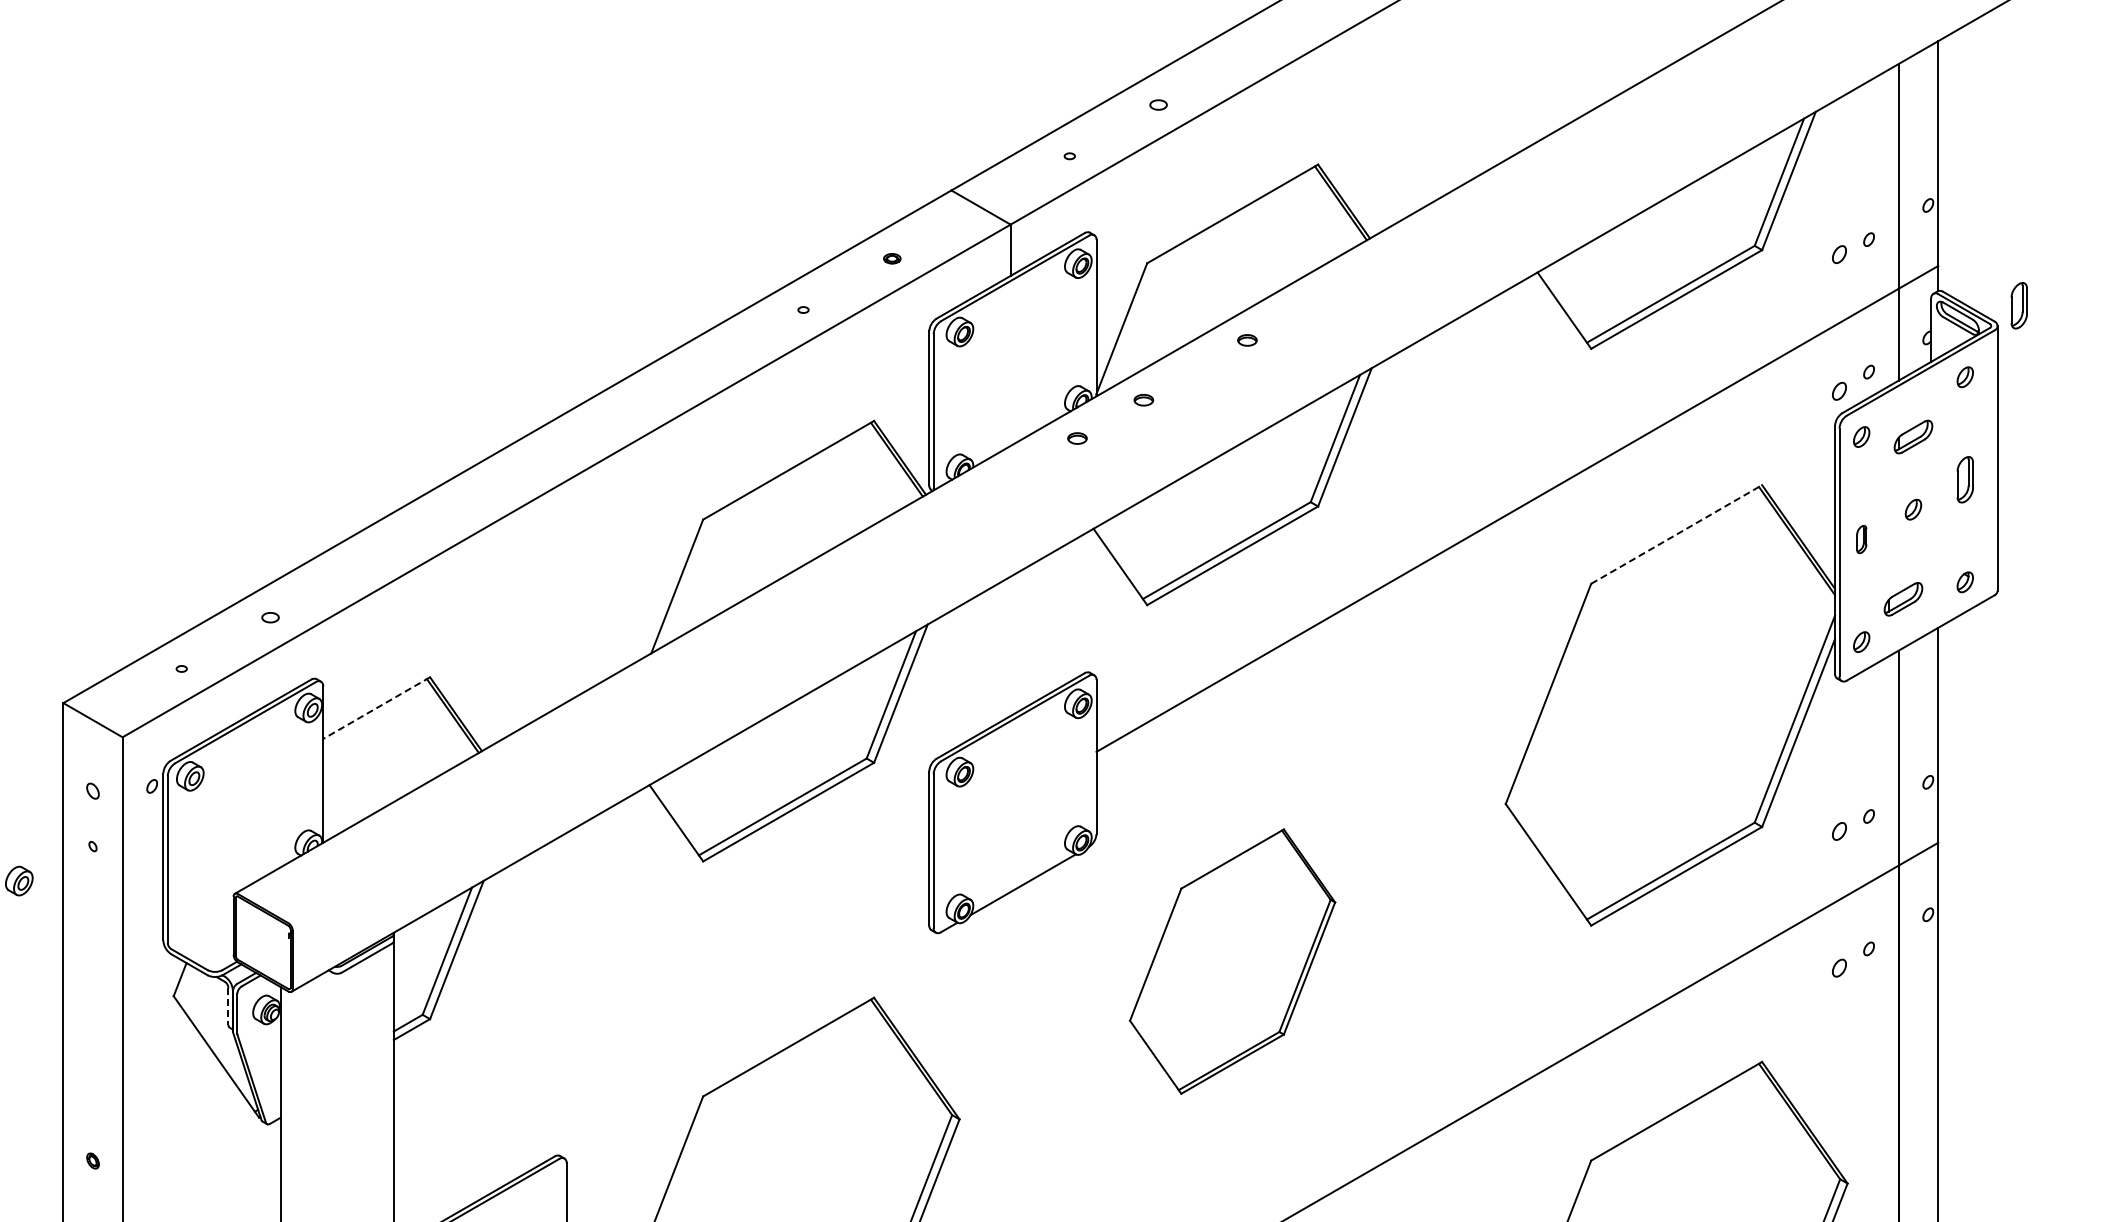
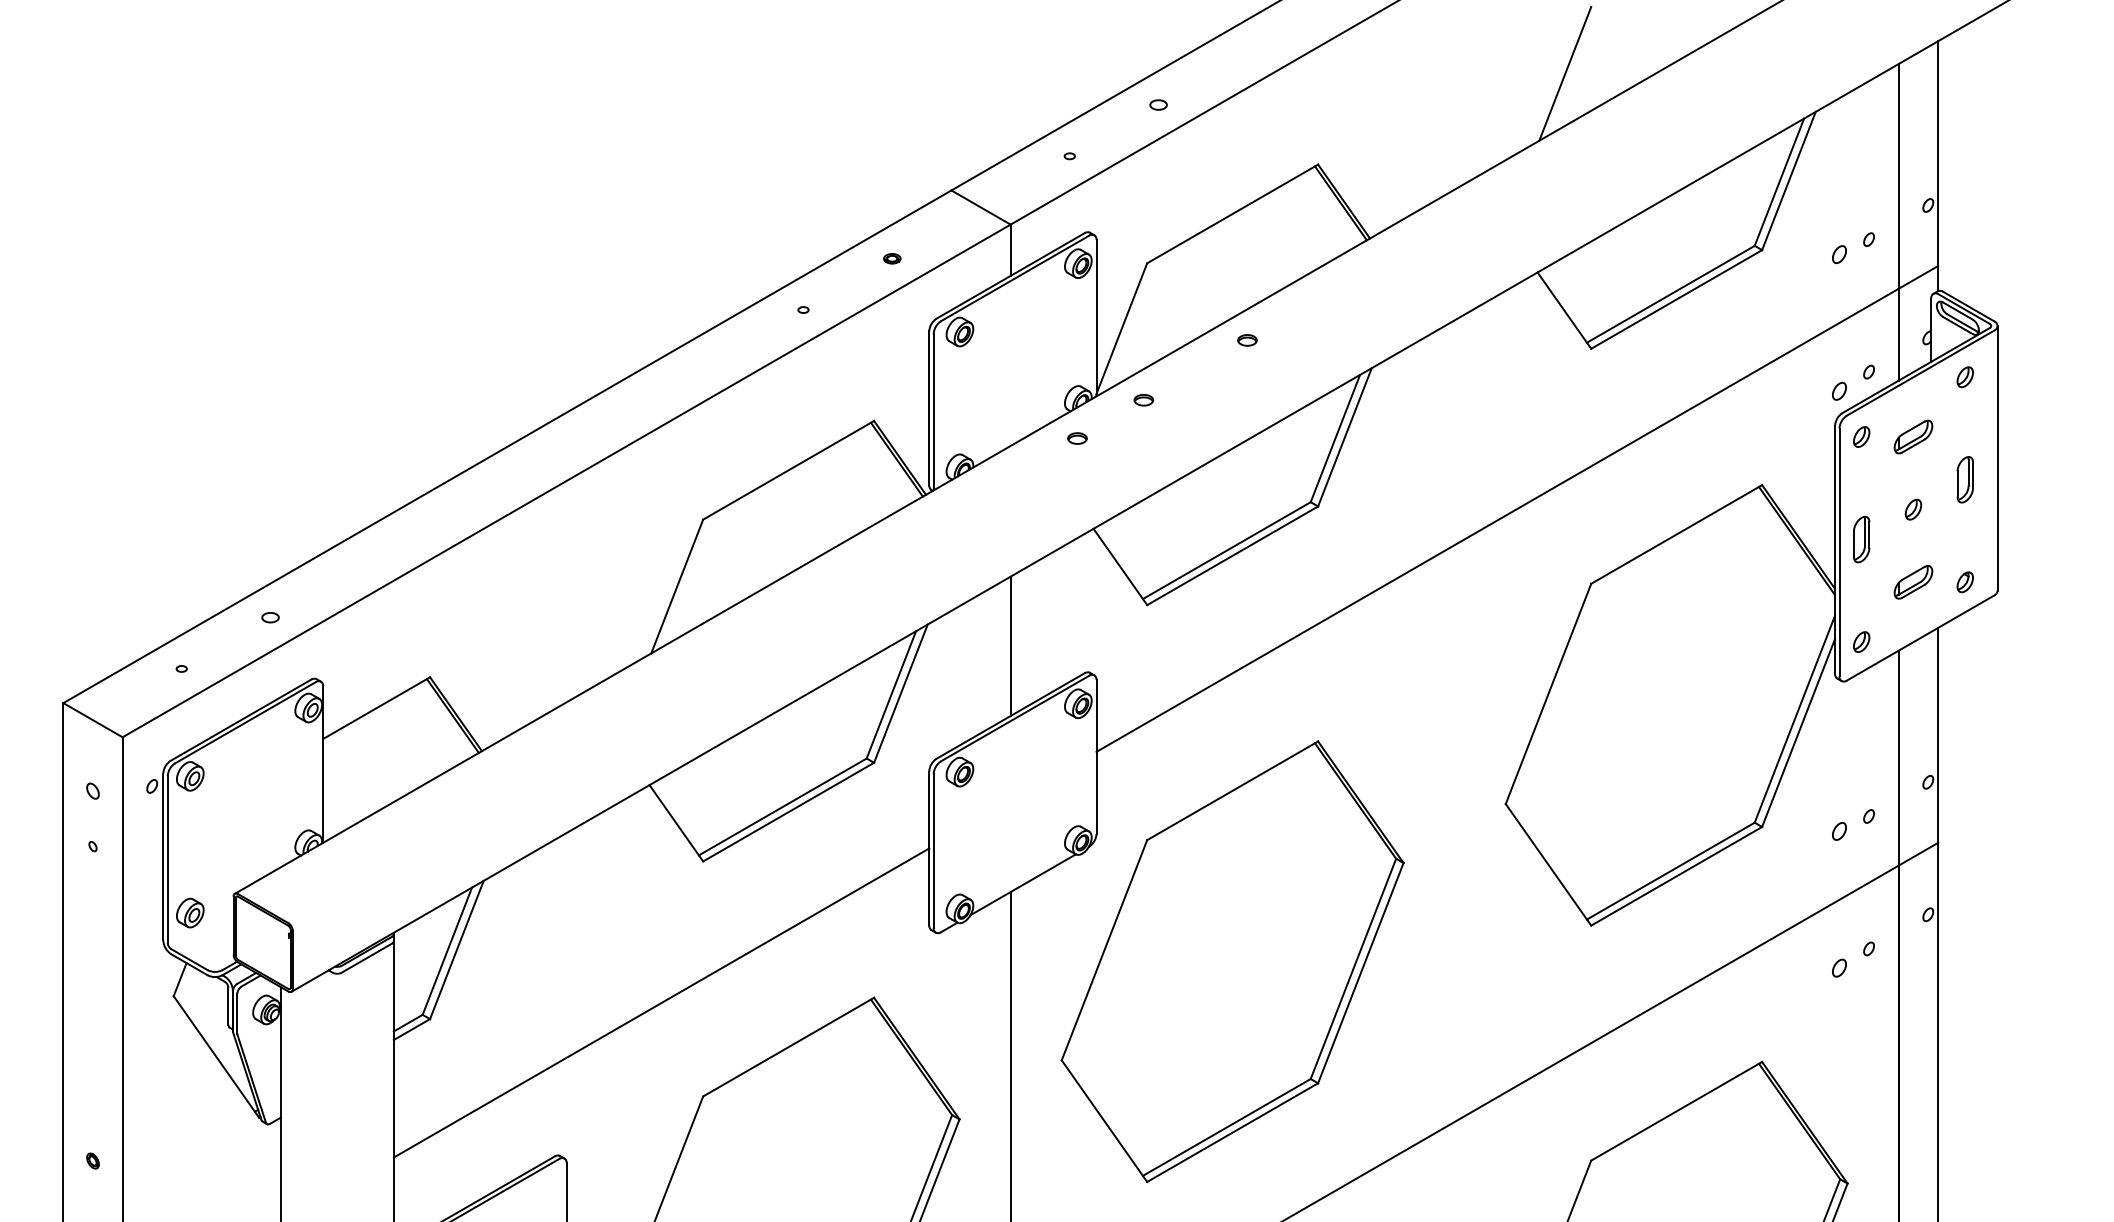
line: none -> present (1565, 73)
part: present -> none (2018, 305)
line: dashed -> solid (1676, 534)
part size: 12x30 px -> 18x49 px (1861, 539)
part position: (1903, 599) -> (1913, 582) (1913, 582)
line: none -> present (1010, 646)
line: dashed -> solid (376, 708)
part position: (19, 880) -> (190, 912) (190, 912)
part size: 208x267 px -> 345x443 px (1232, 961)
line: none -> present (661, 1002)
line: dashed -> solid (228, 1006)
line: none -> present (1010, 1055)
